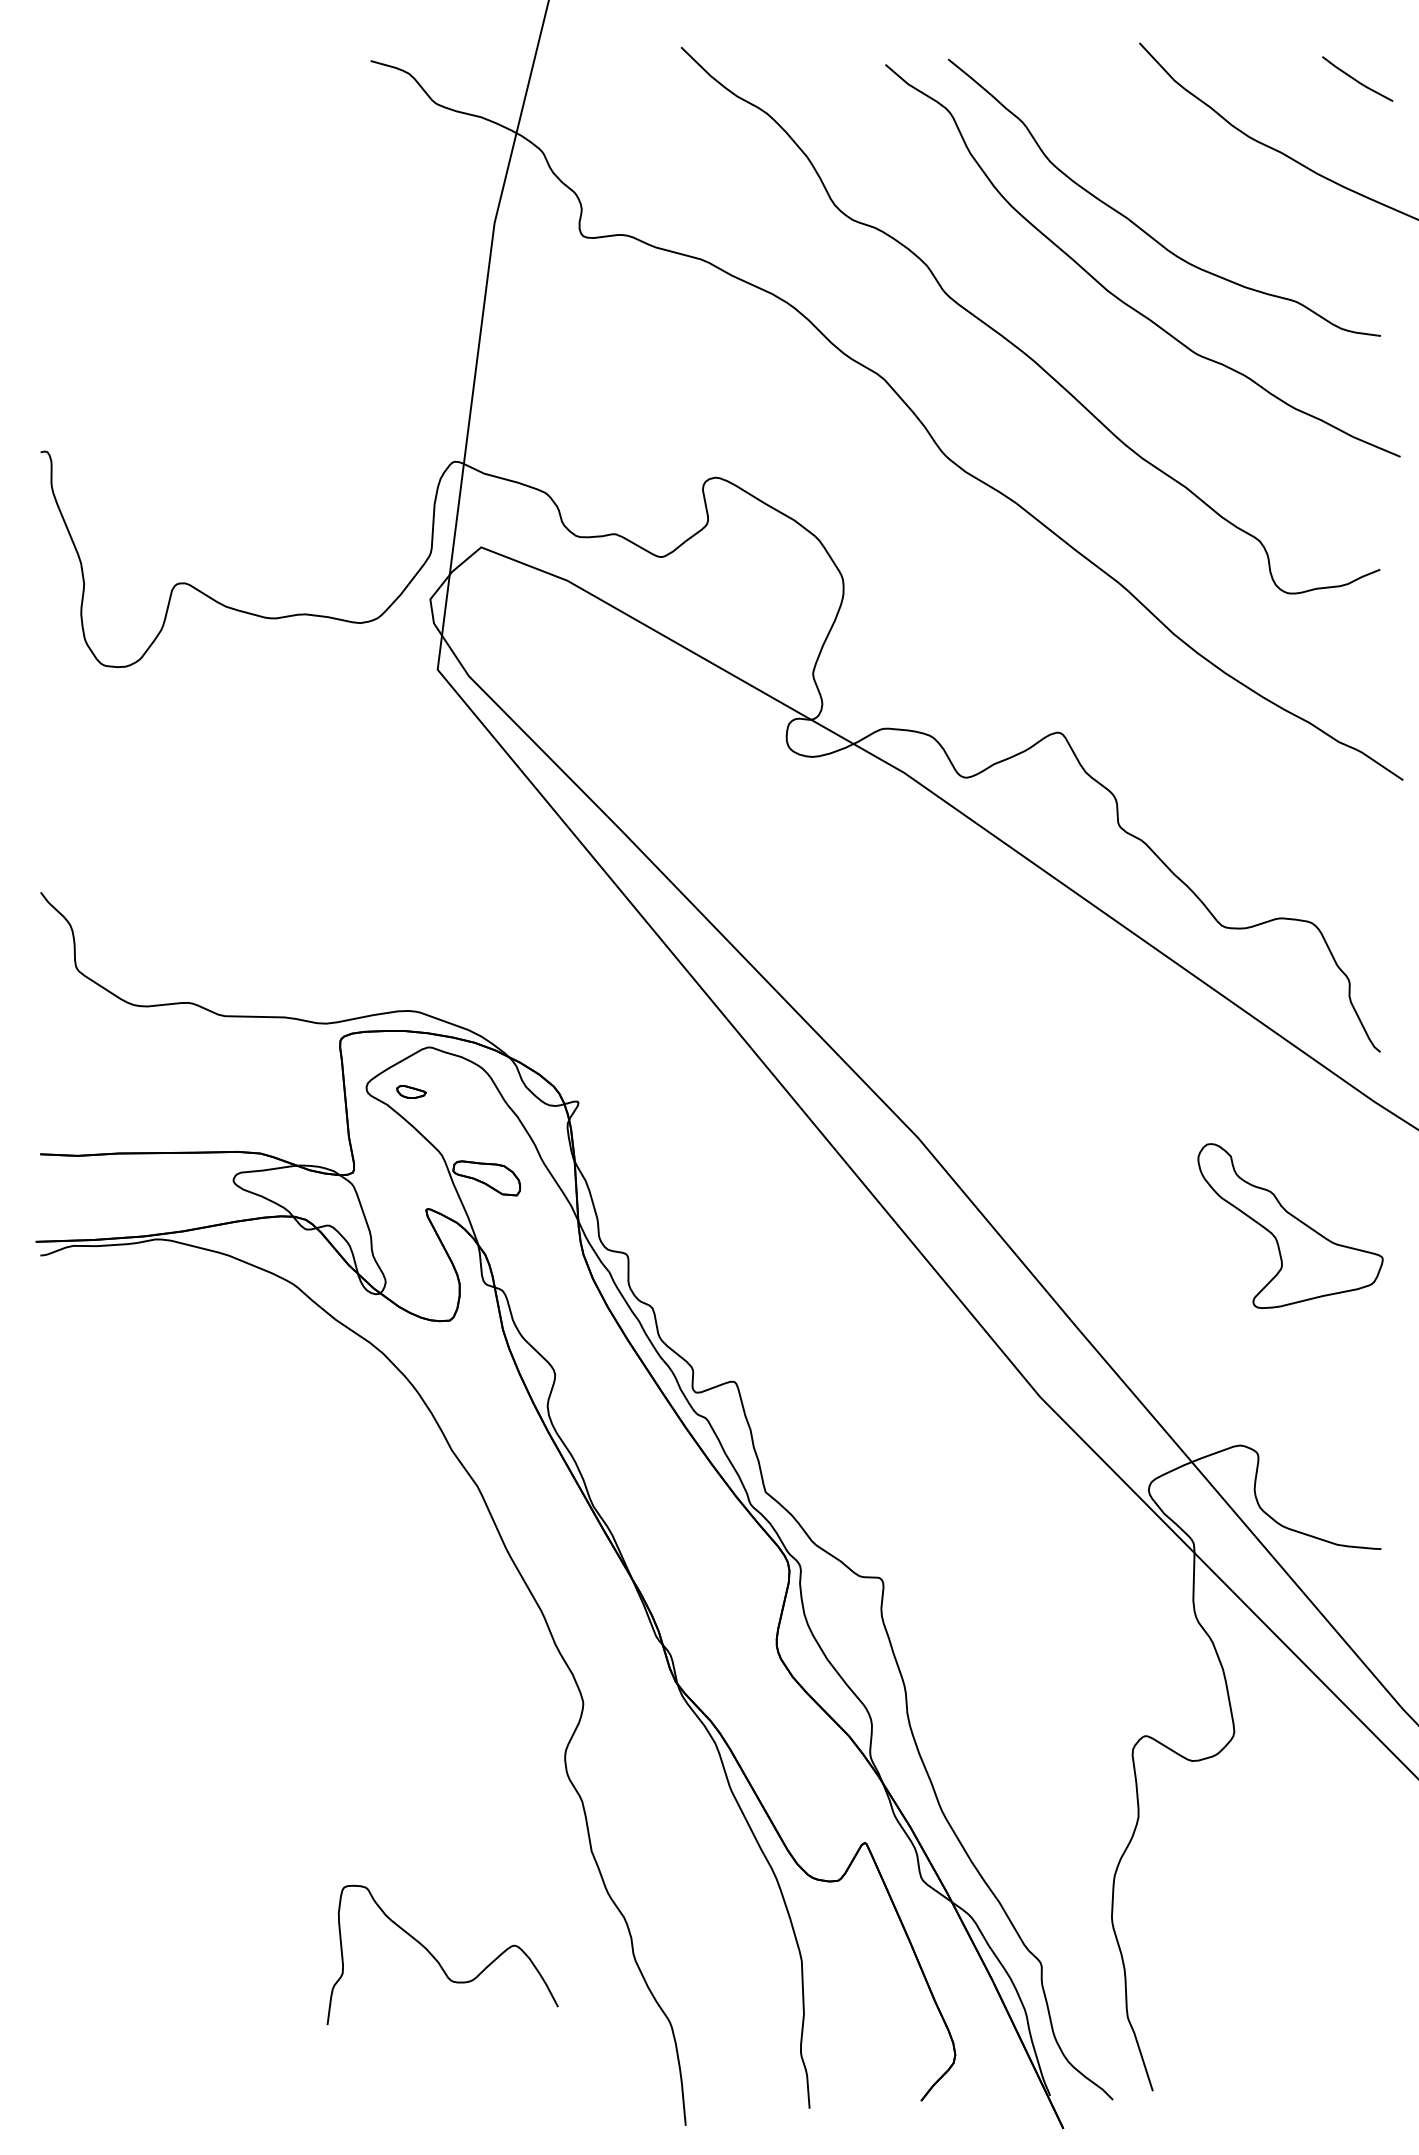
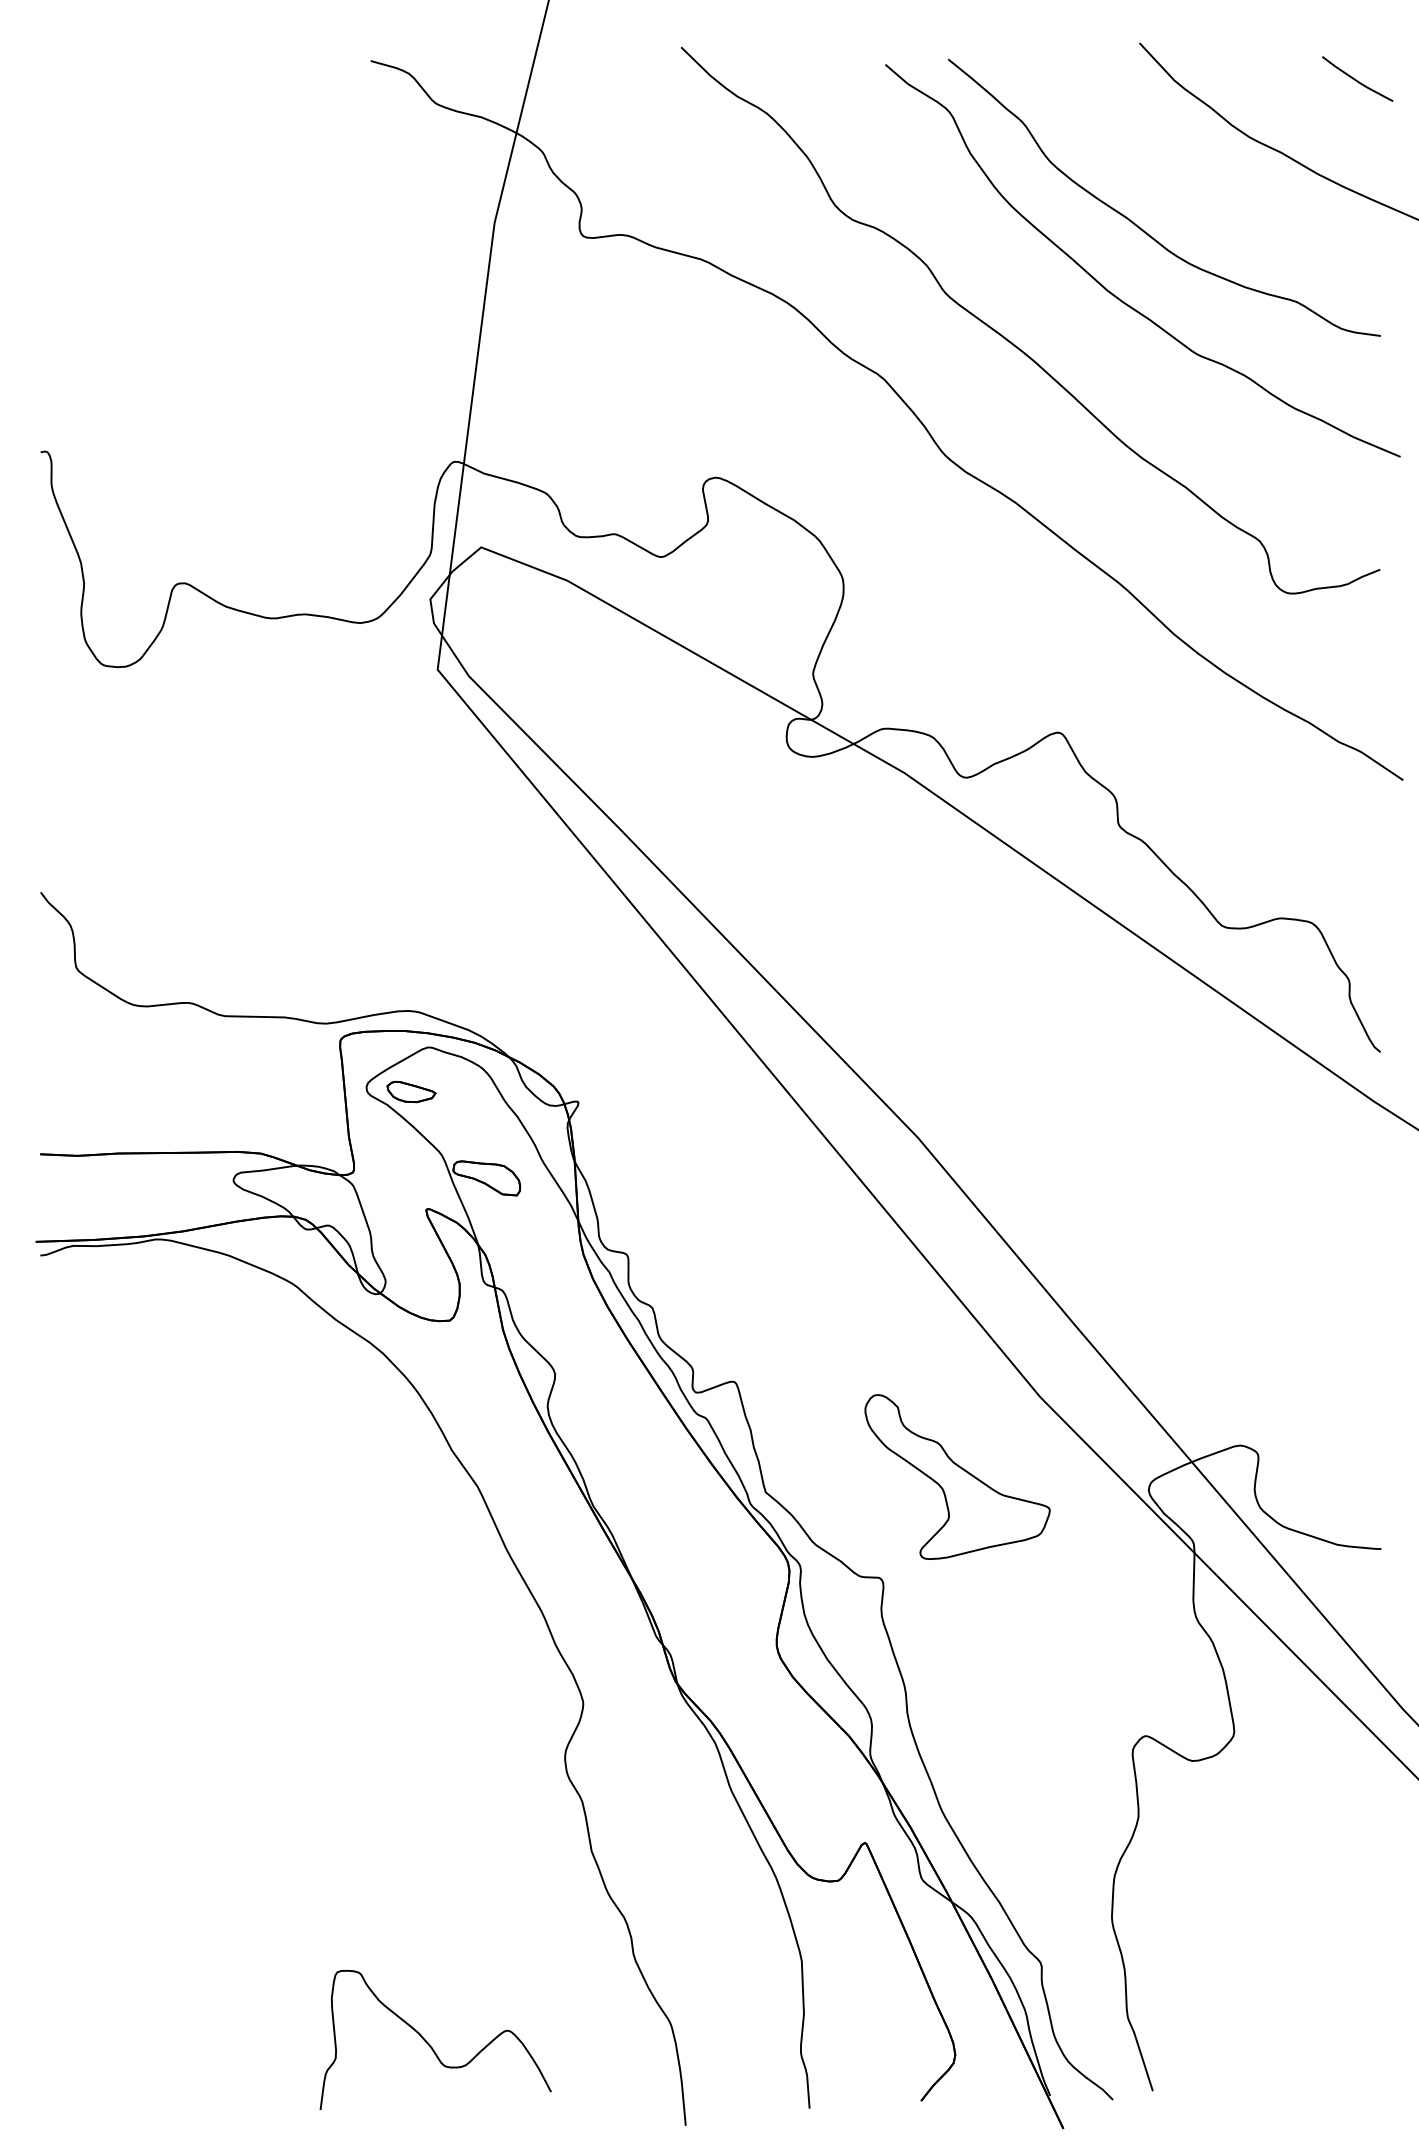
part size: 31x14 px -> 51x24 px (411, 1091)
part position: (1290, 1225) -> (957, 1476) (957, 1476)
curve position: (437, 1959) -> (430, 2044) (430, 2044)
